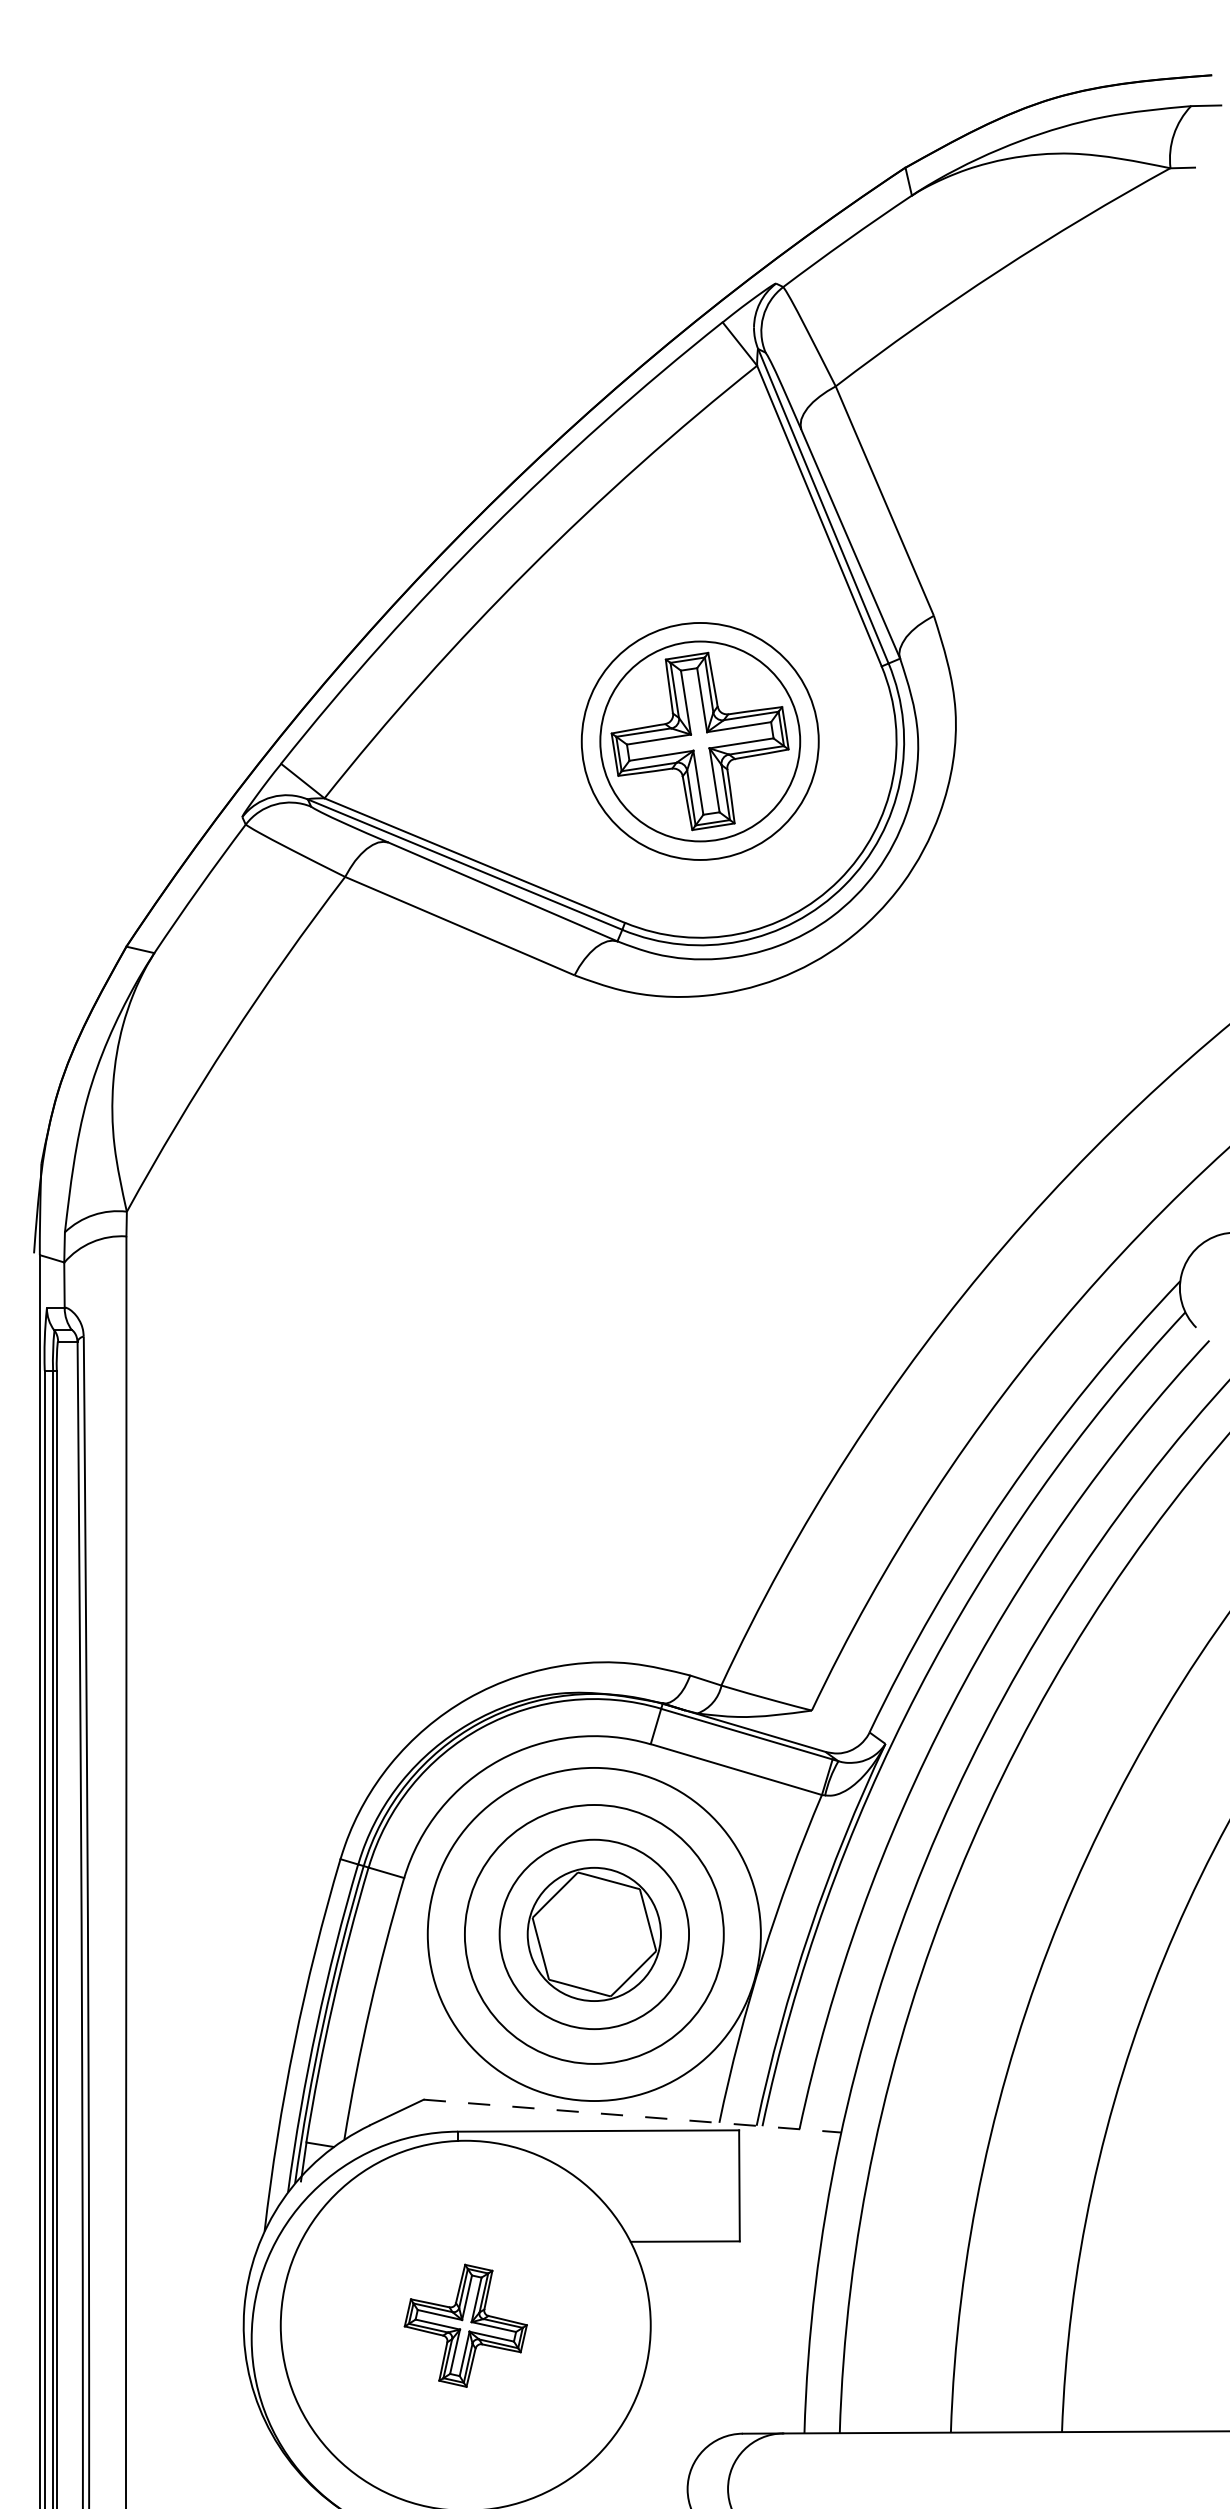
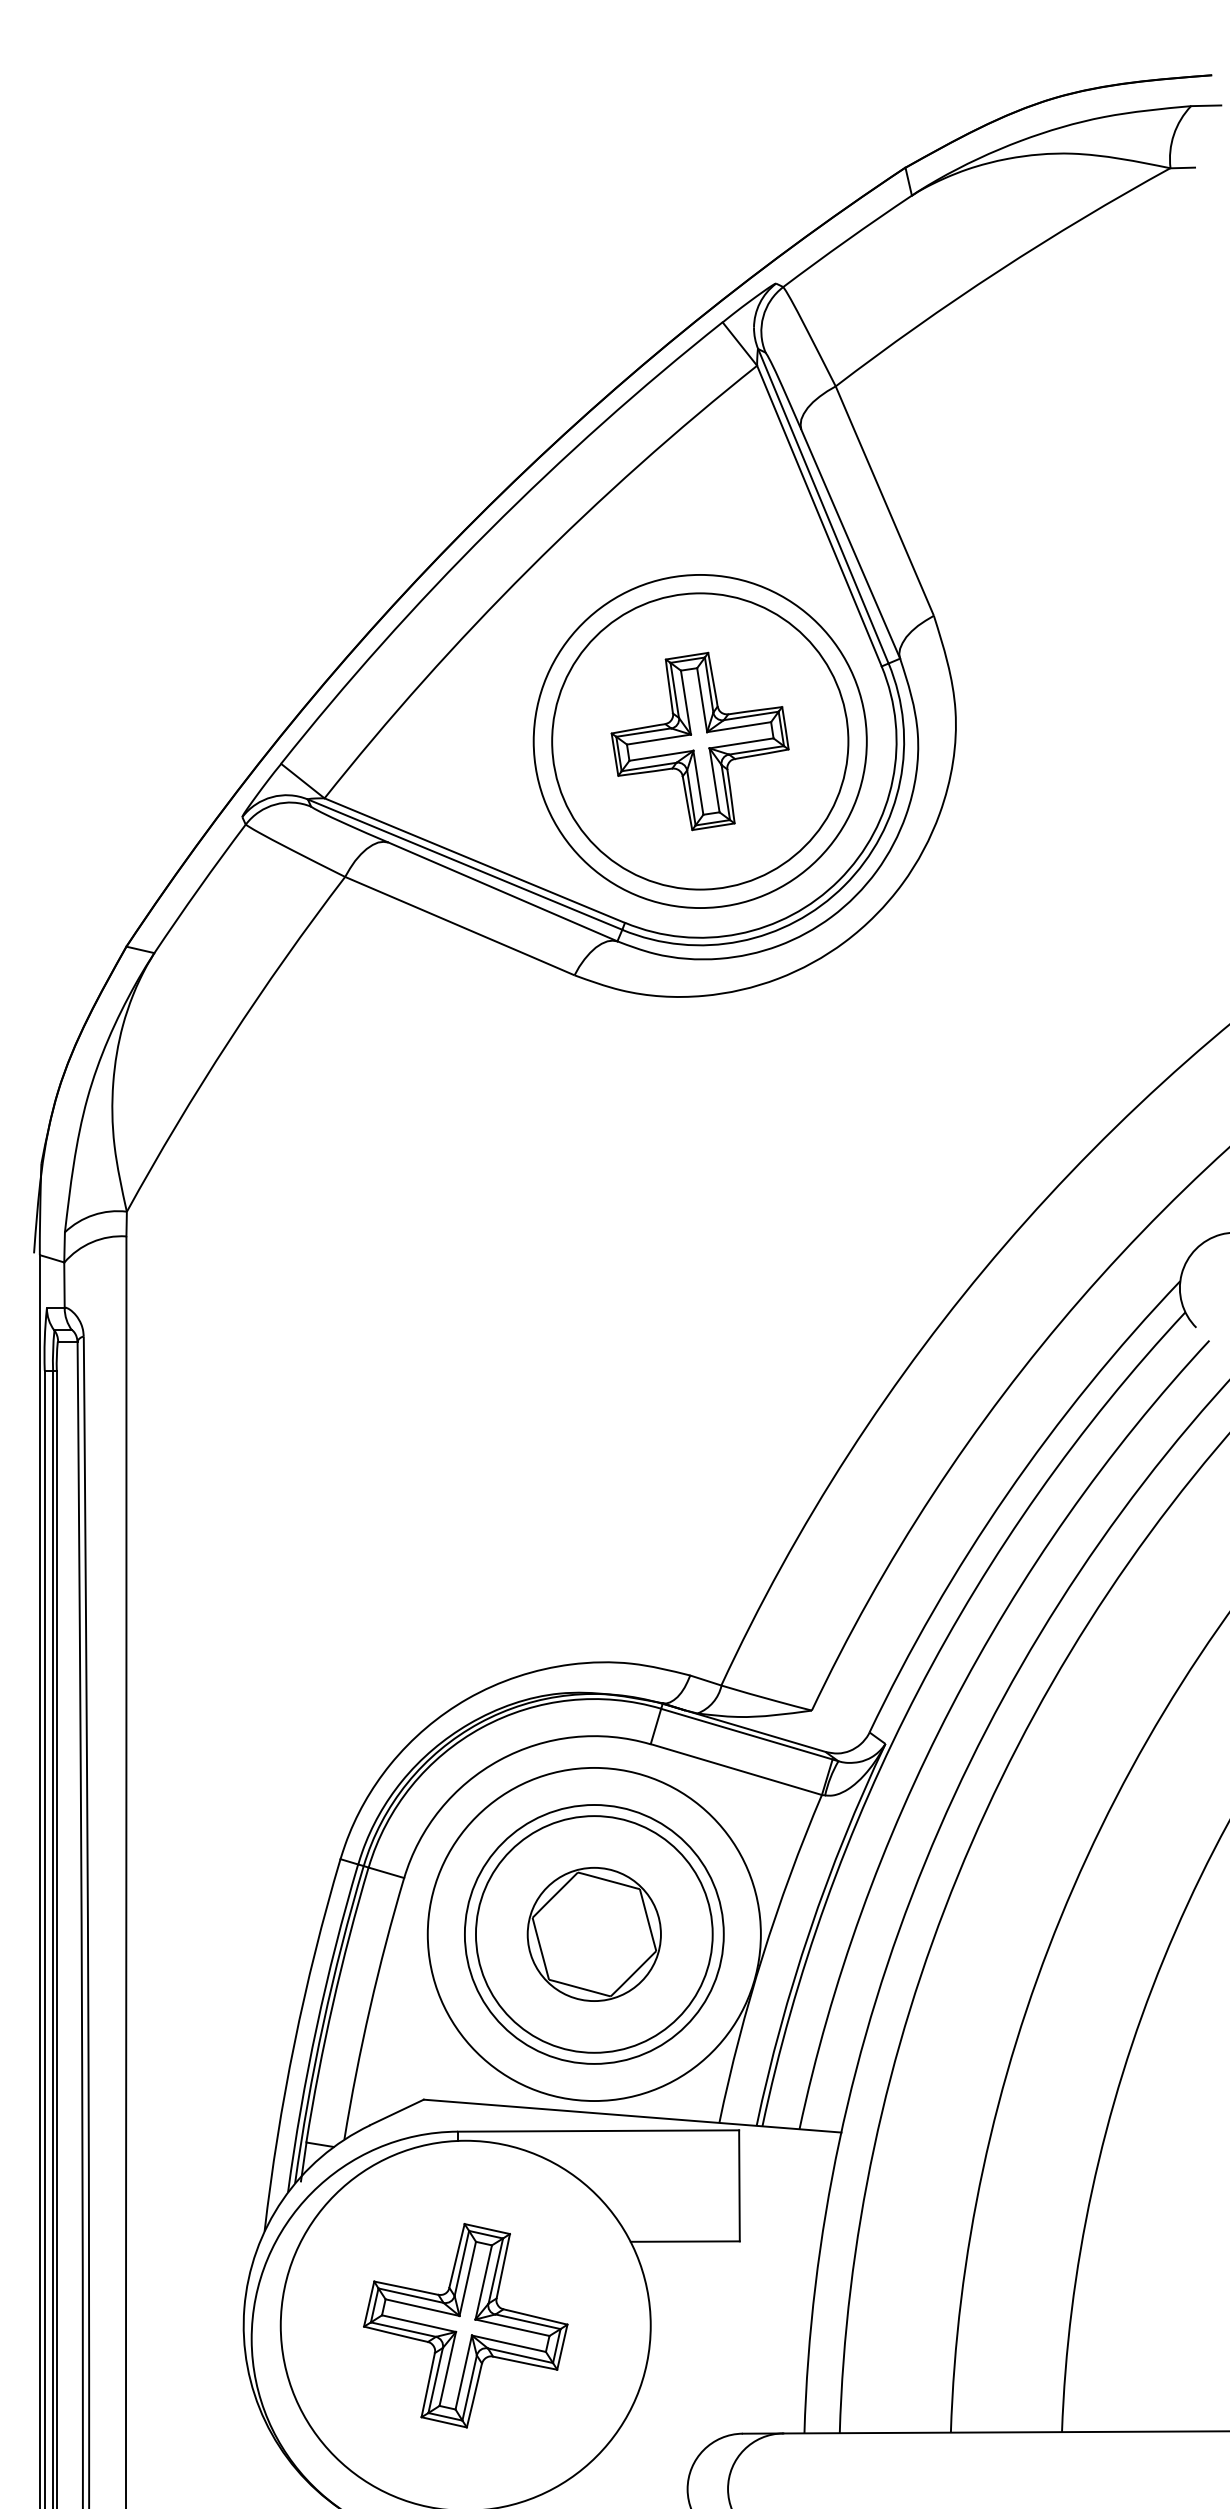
circle diameter: 237 px -> 296 px (700, 741)
circle diameter: 200 px -> 333 px (699, 741)
circle diameter: 189 px -> 237 px (593, 1934)
line: dashed -> solid (632, 2116)
part size: 125x125 px -> 206x206 px (465, 2325)
